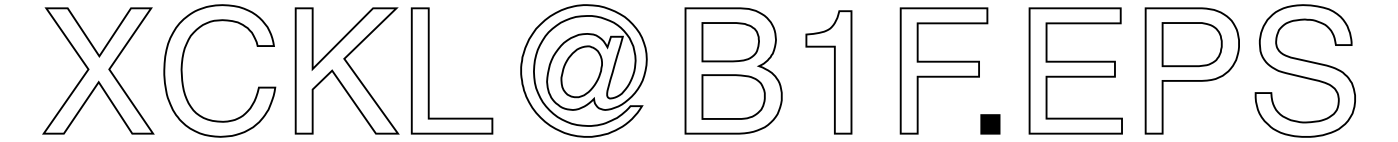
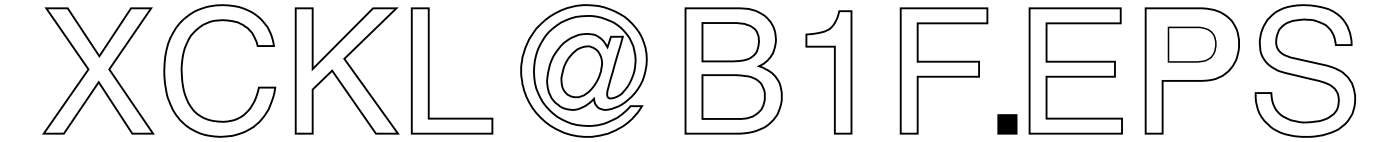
part size: 62x46 px -> 50x37 px (1191, 44)
part position: (990, 124) -> (1007, 124) (1007, 124)
